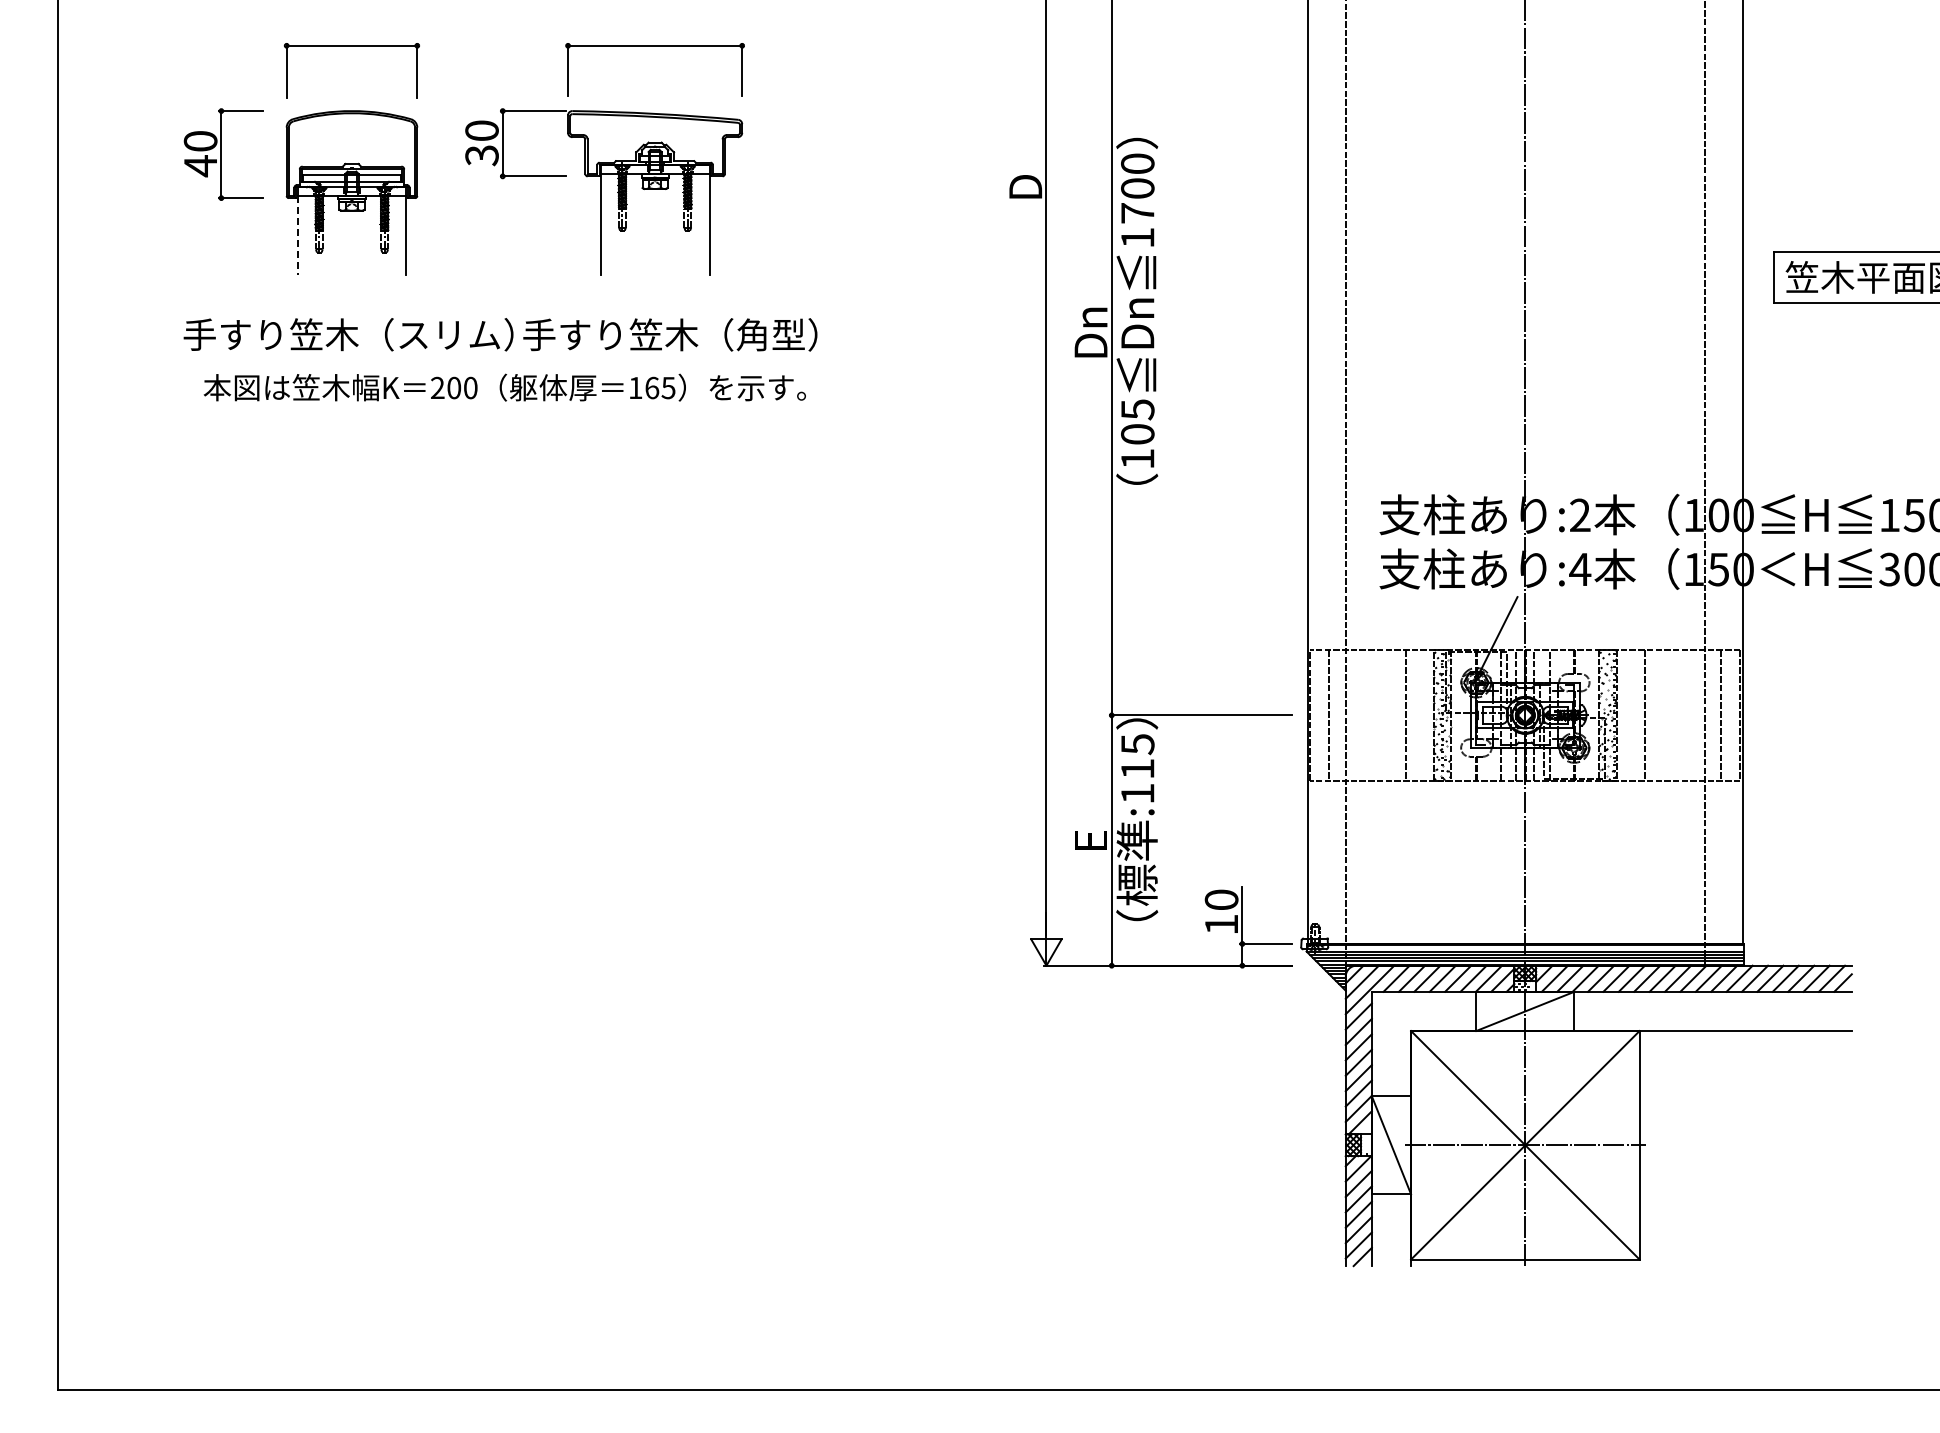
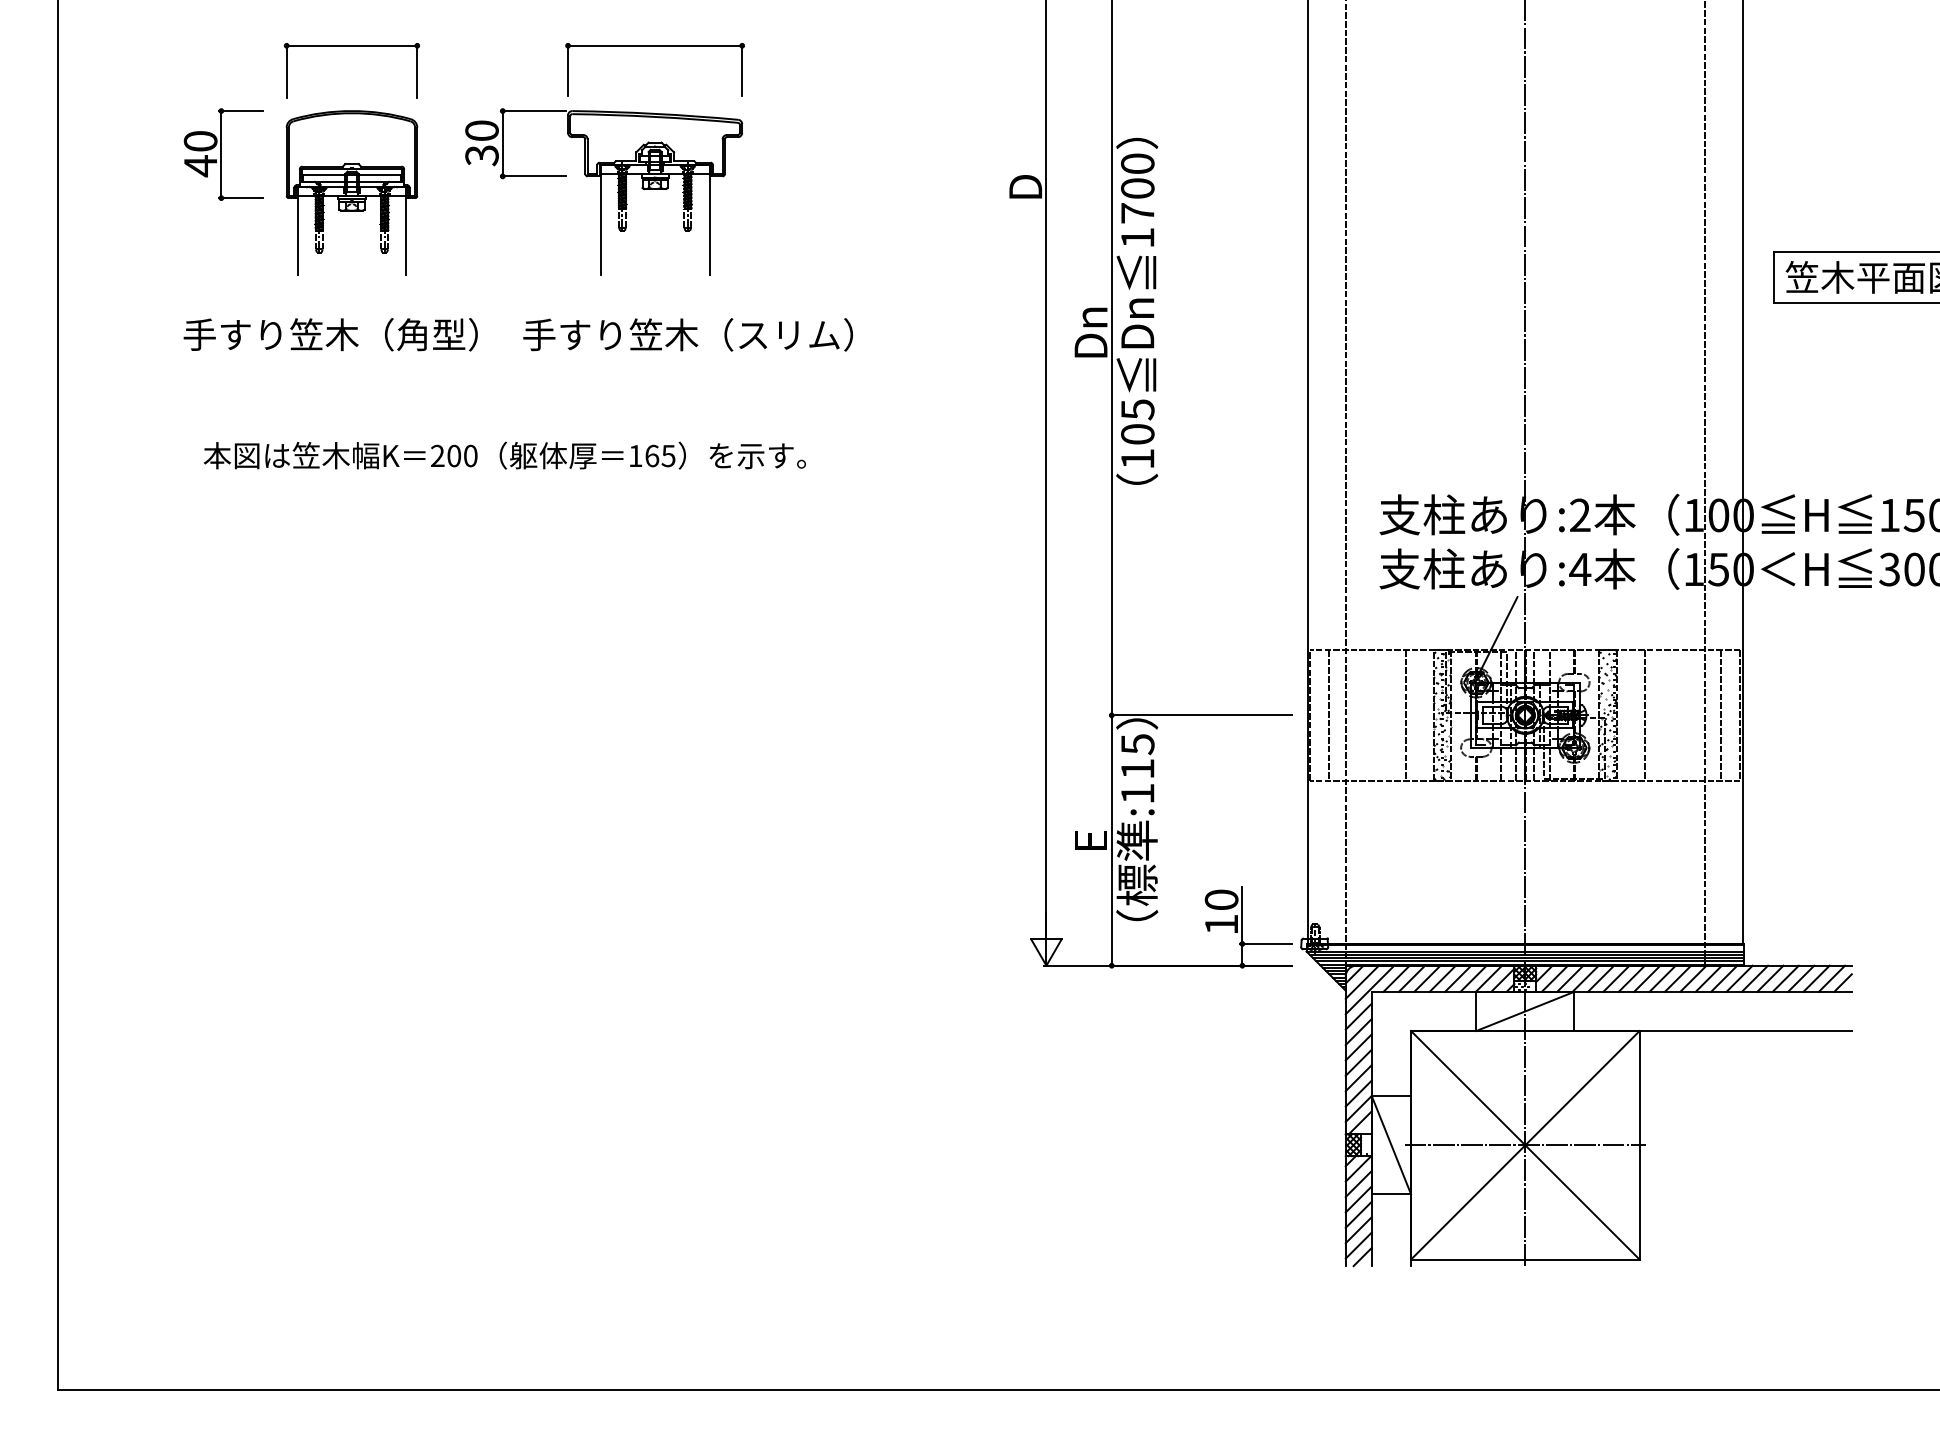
line: dashed -> solid (297, 235)
text: 手すり笠木（スリム） -> 手すり笠木（角型） (455, 334)
text: 手すり笠木（角型） -> 手すり笠木（スリム） (794, 334)
text position: (504, 387) -> (504, 455) (504, 455)
